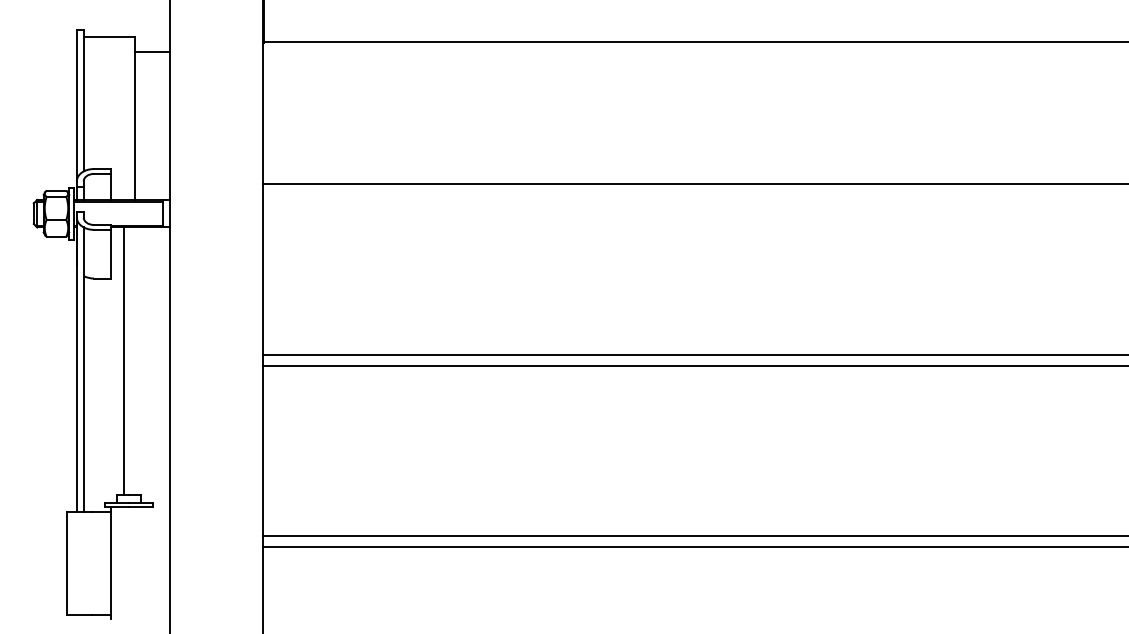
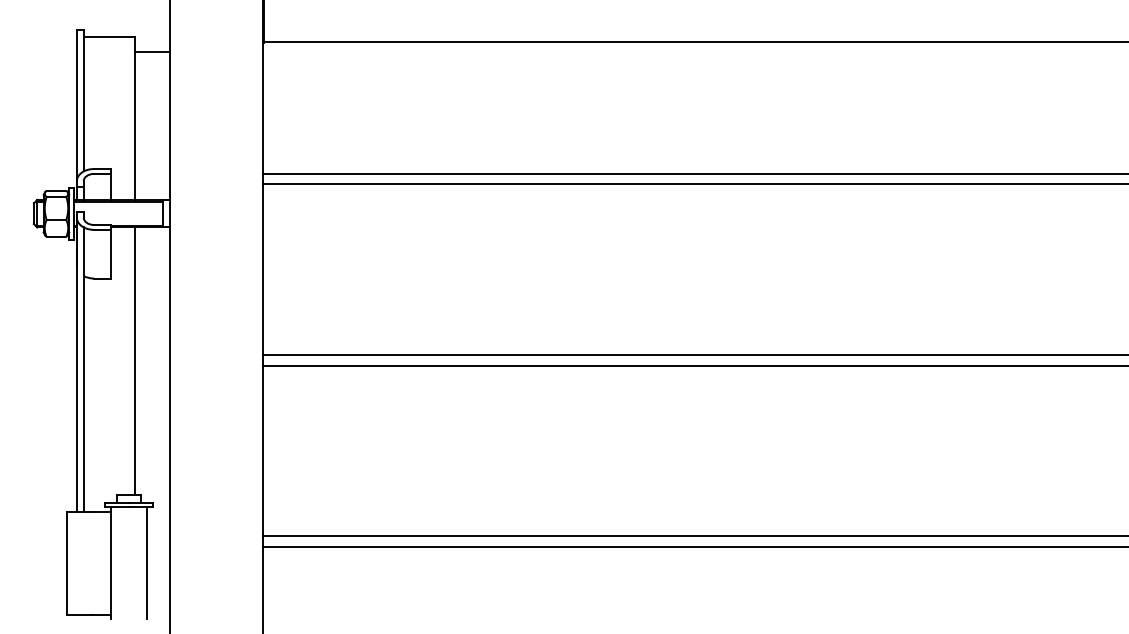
line: none -> present (693, 173)
line position: (124, 360) -> (135, 360) (135, 360)
line: none -> present (147, 563)
